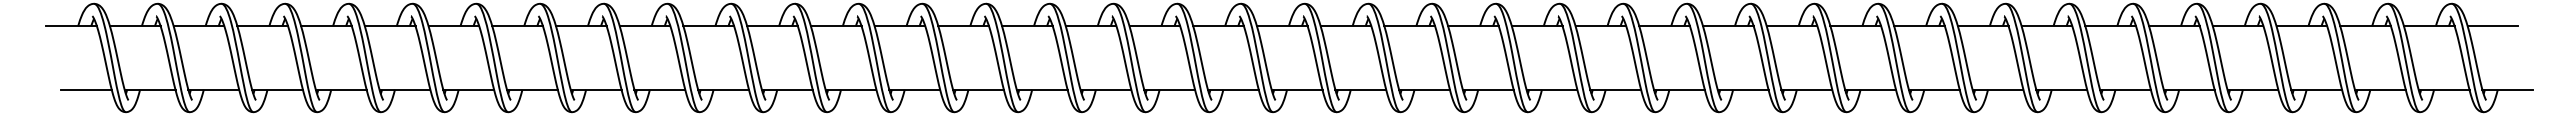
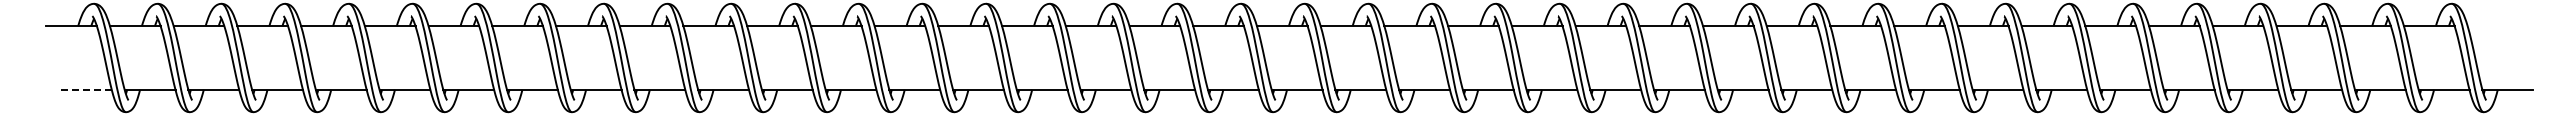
line: present -> none (2492, 26)
line: solid -> dashed (85, 89)
